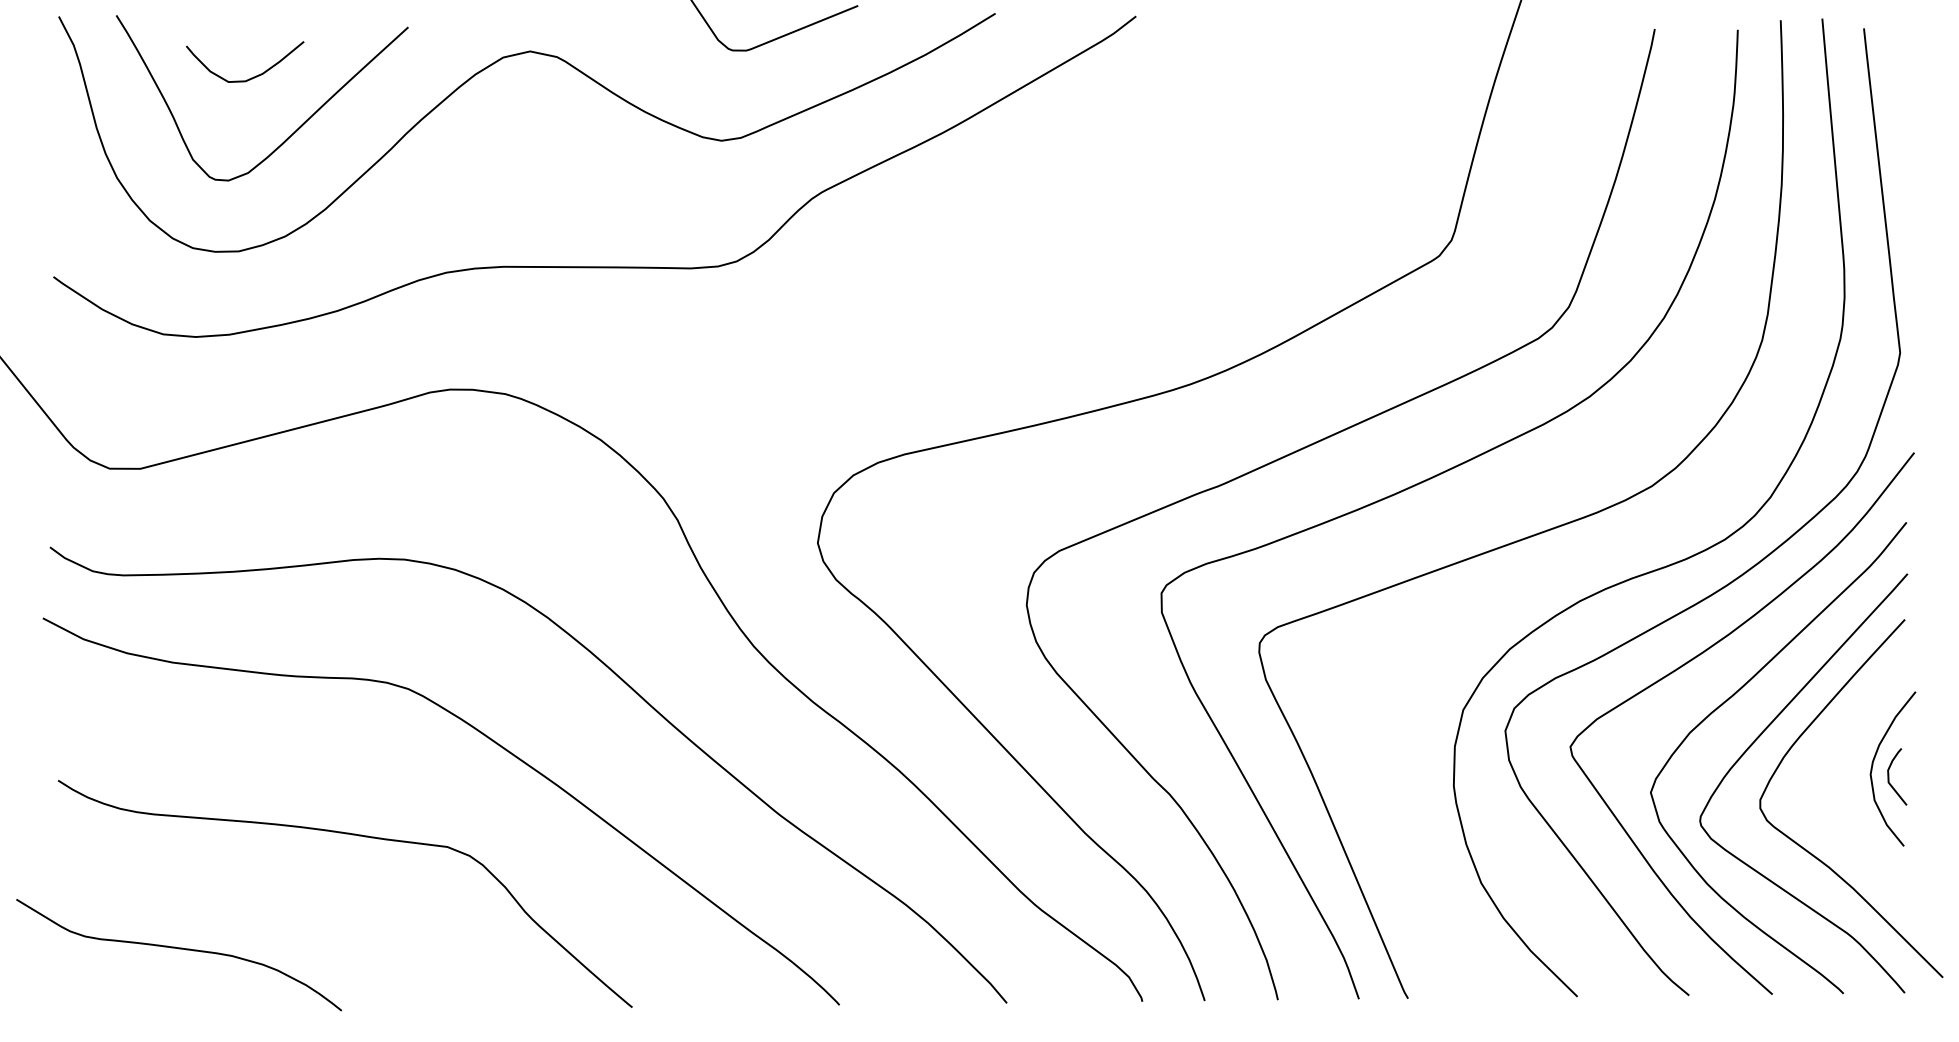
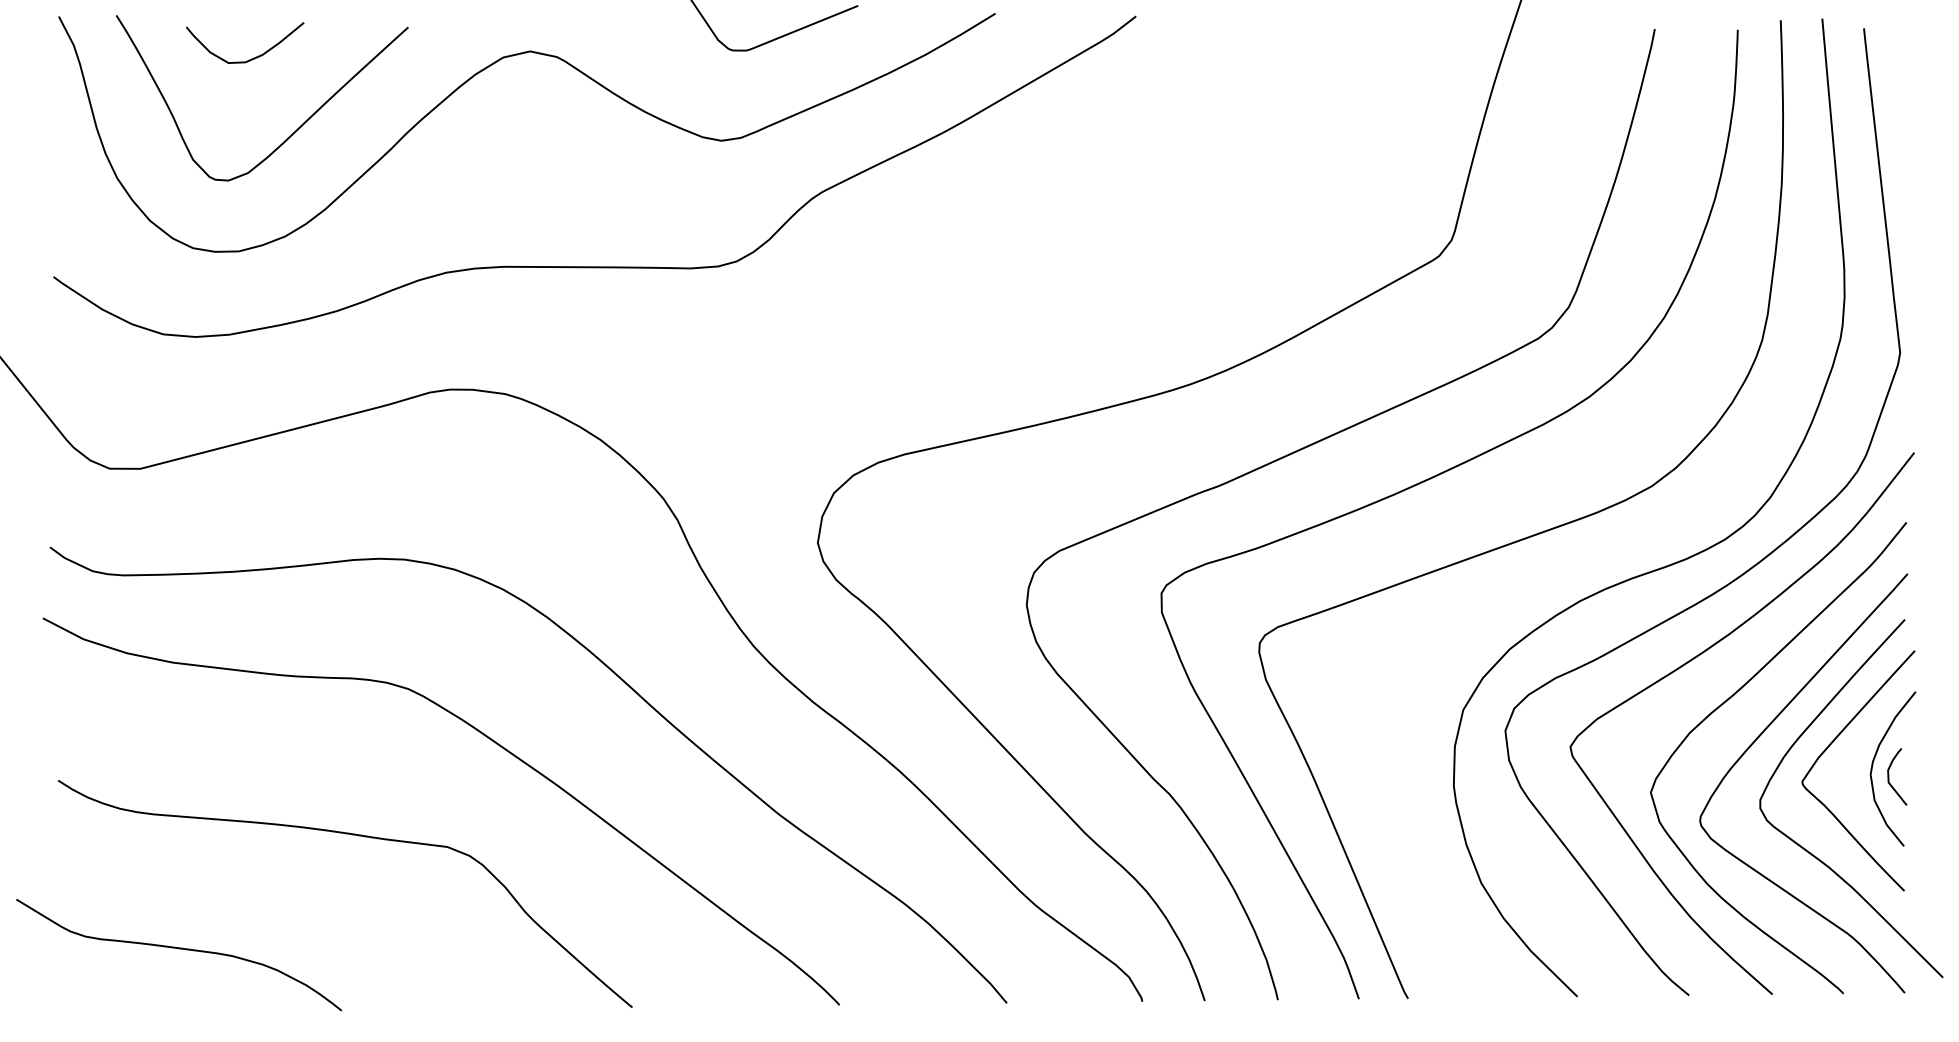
curve position: (253, 76) -> (253, 57) (253, 57)
curve: none -> present (1828, 748)
